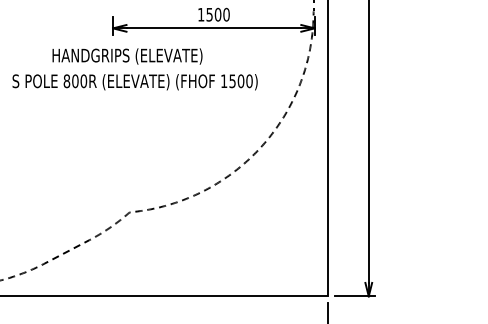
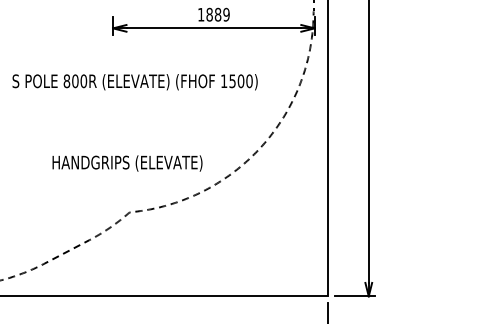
text: 1500 -> 1889 (217, 14)
text position: (127, 56) -> (127, 163) (127, 163)
